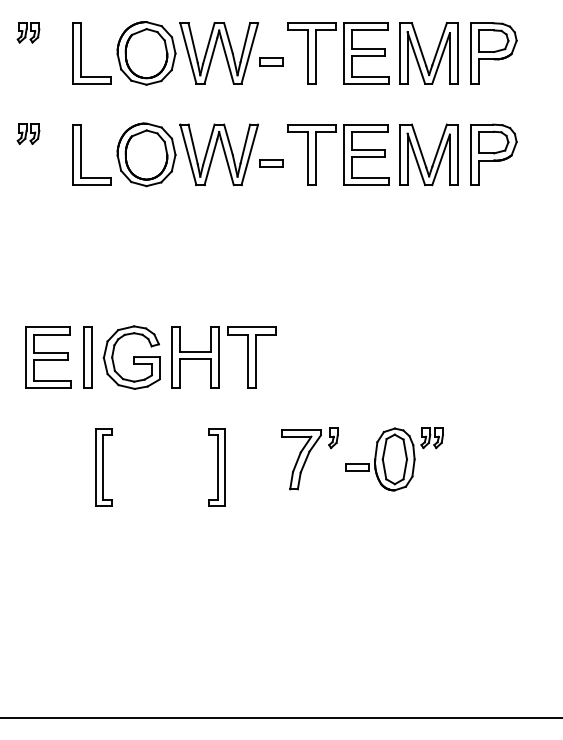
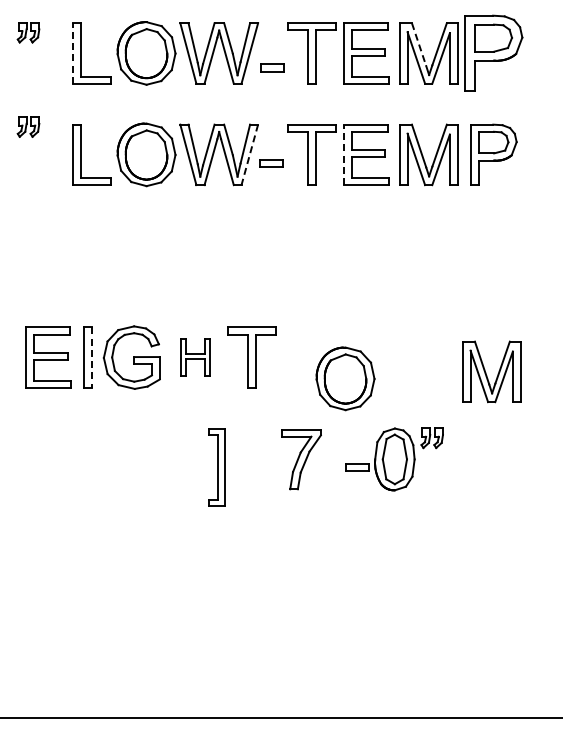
line: solid -> dashed (419, 44)
line: solid -> dashed (72, 53)
part size: 48x63 px -> 60x78 px (493, 52)
part position: (271, 61) -> (272, 67) (272, 67)
part position: (28, 133) -> (28, 126) (28, 126)
line: solid -> dashed (343, 154)
line: solid -> dashed (249, 155)
part size: 49x63 px -> 31x39 px (195, 357)
line: solid -> dashed (91, 358)
part: none -> present (491, 371)
part: none -> present (345, 378)
part: present -> none (333, 438)
part: present -> none (103, 467)
